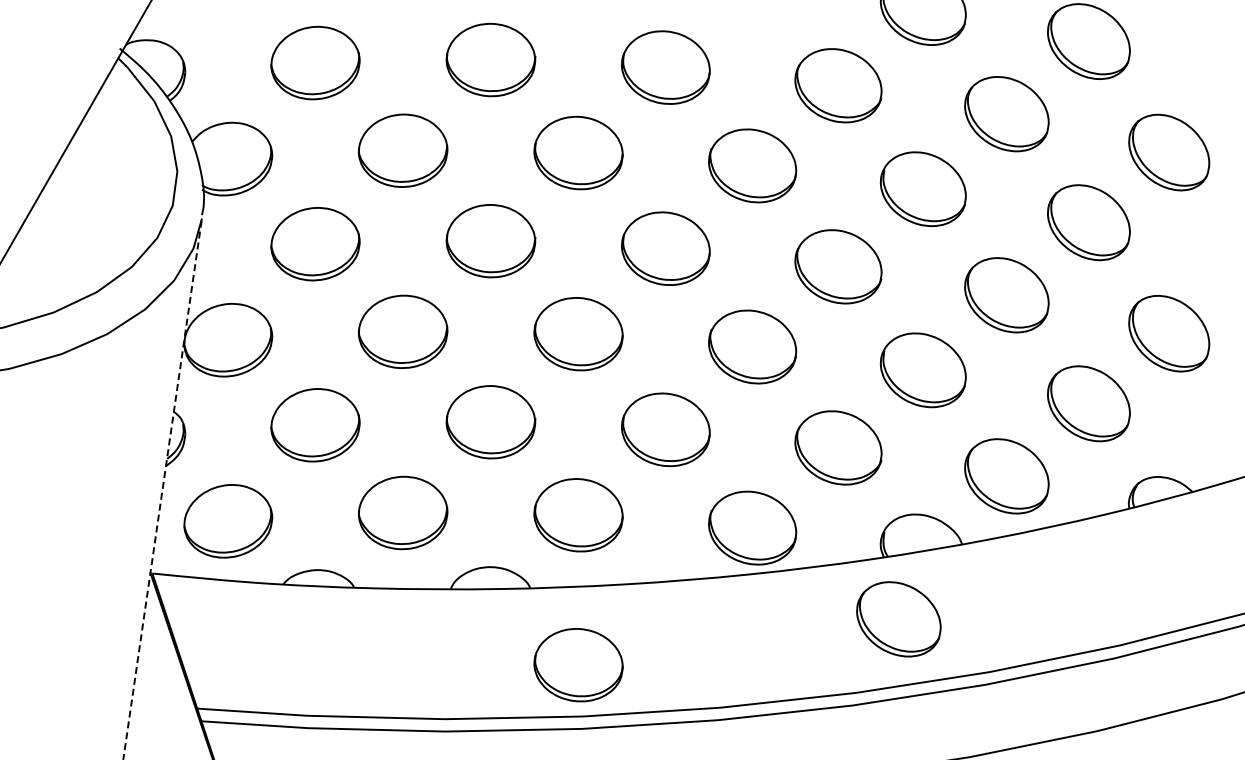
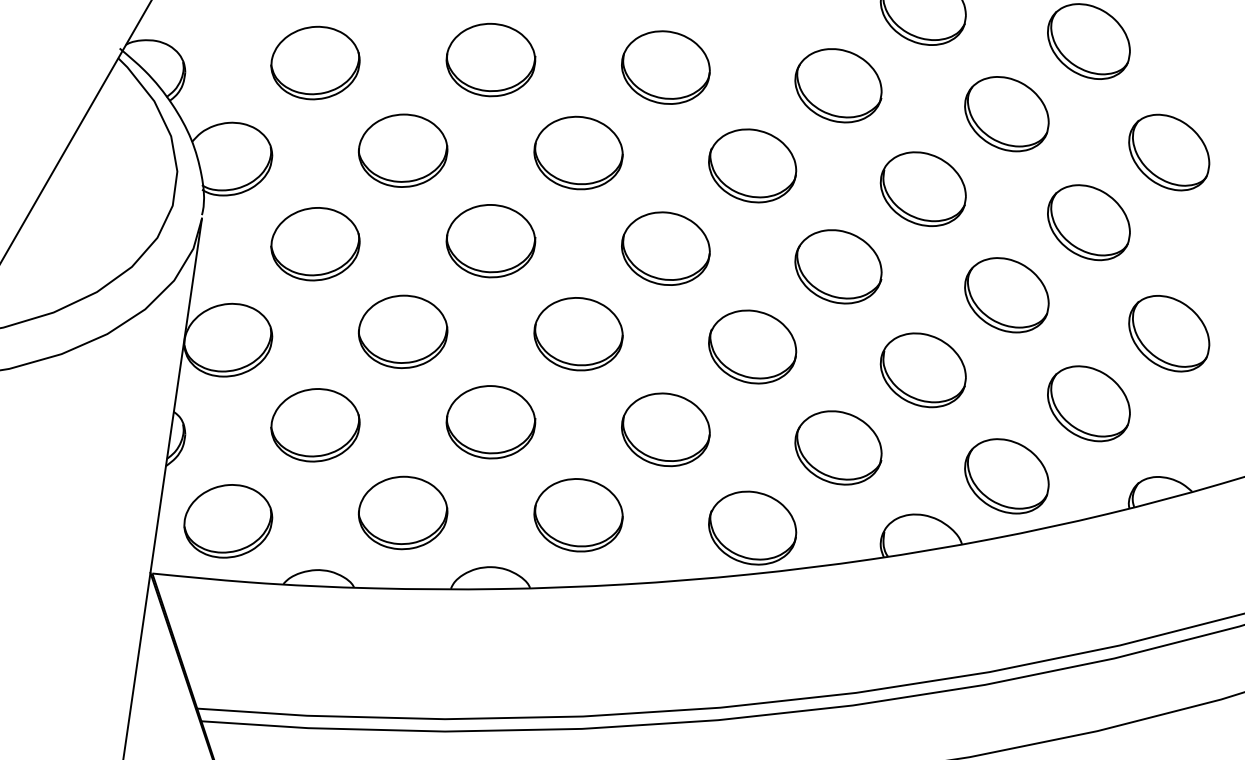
line: dashed -> solid (162, 488)
part: present -> none (898, 619)
part: present -> none (578, 665)
